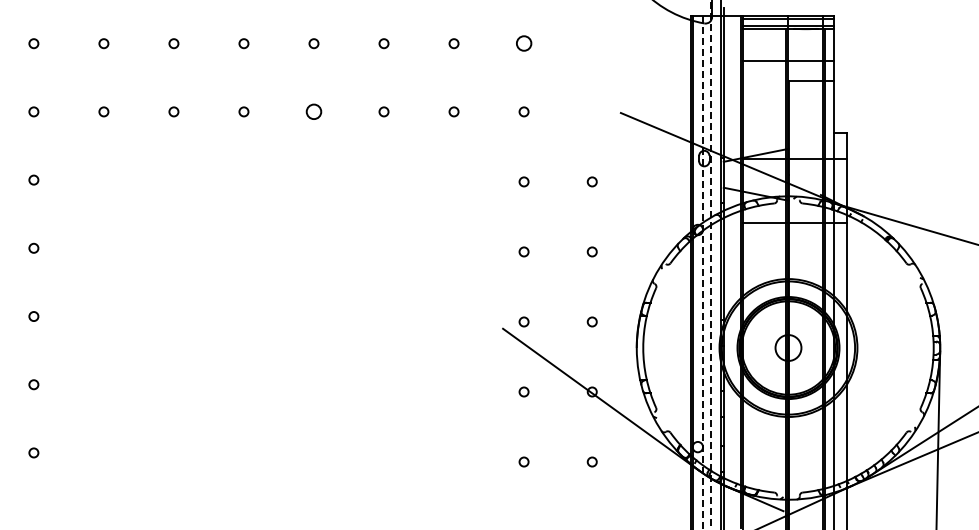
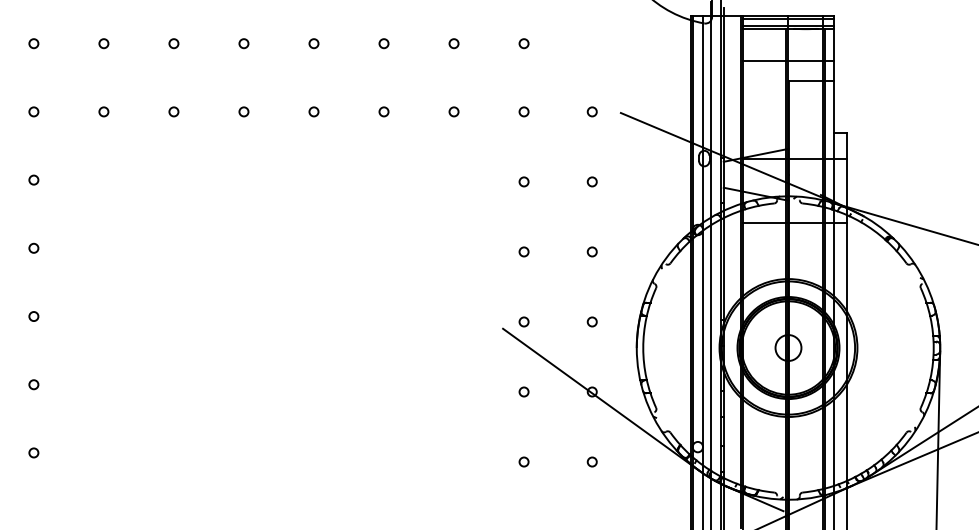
circle size: 17x17 px -> 12x12 px (523, 43)
circle size: 18x17 px -> 12x12 px (313, 111)
circle: none -> present (591, 111)
line: dashed -> solid (710, 265)
line: dashed -> solid (703, 272)
